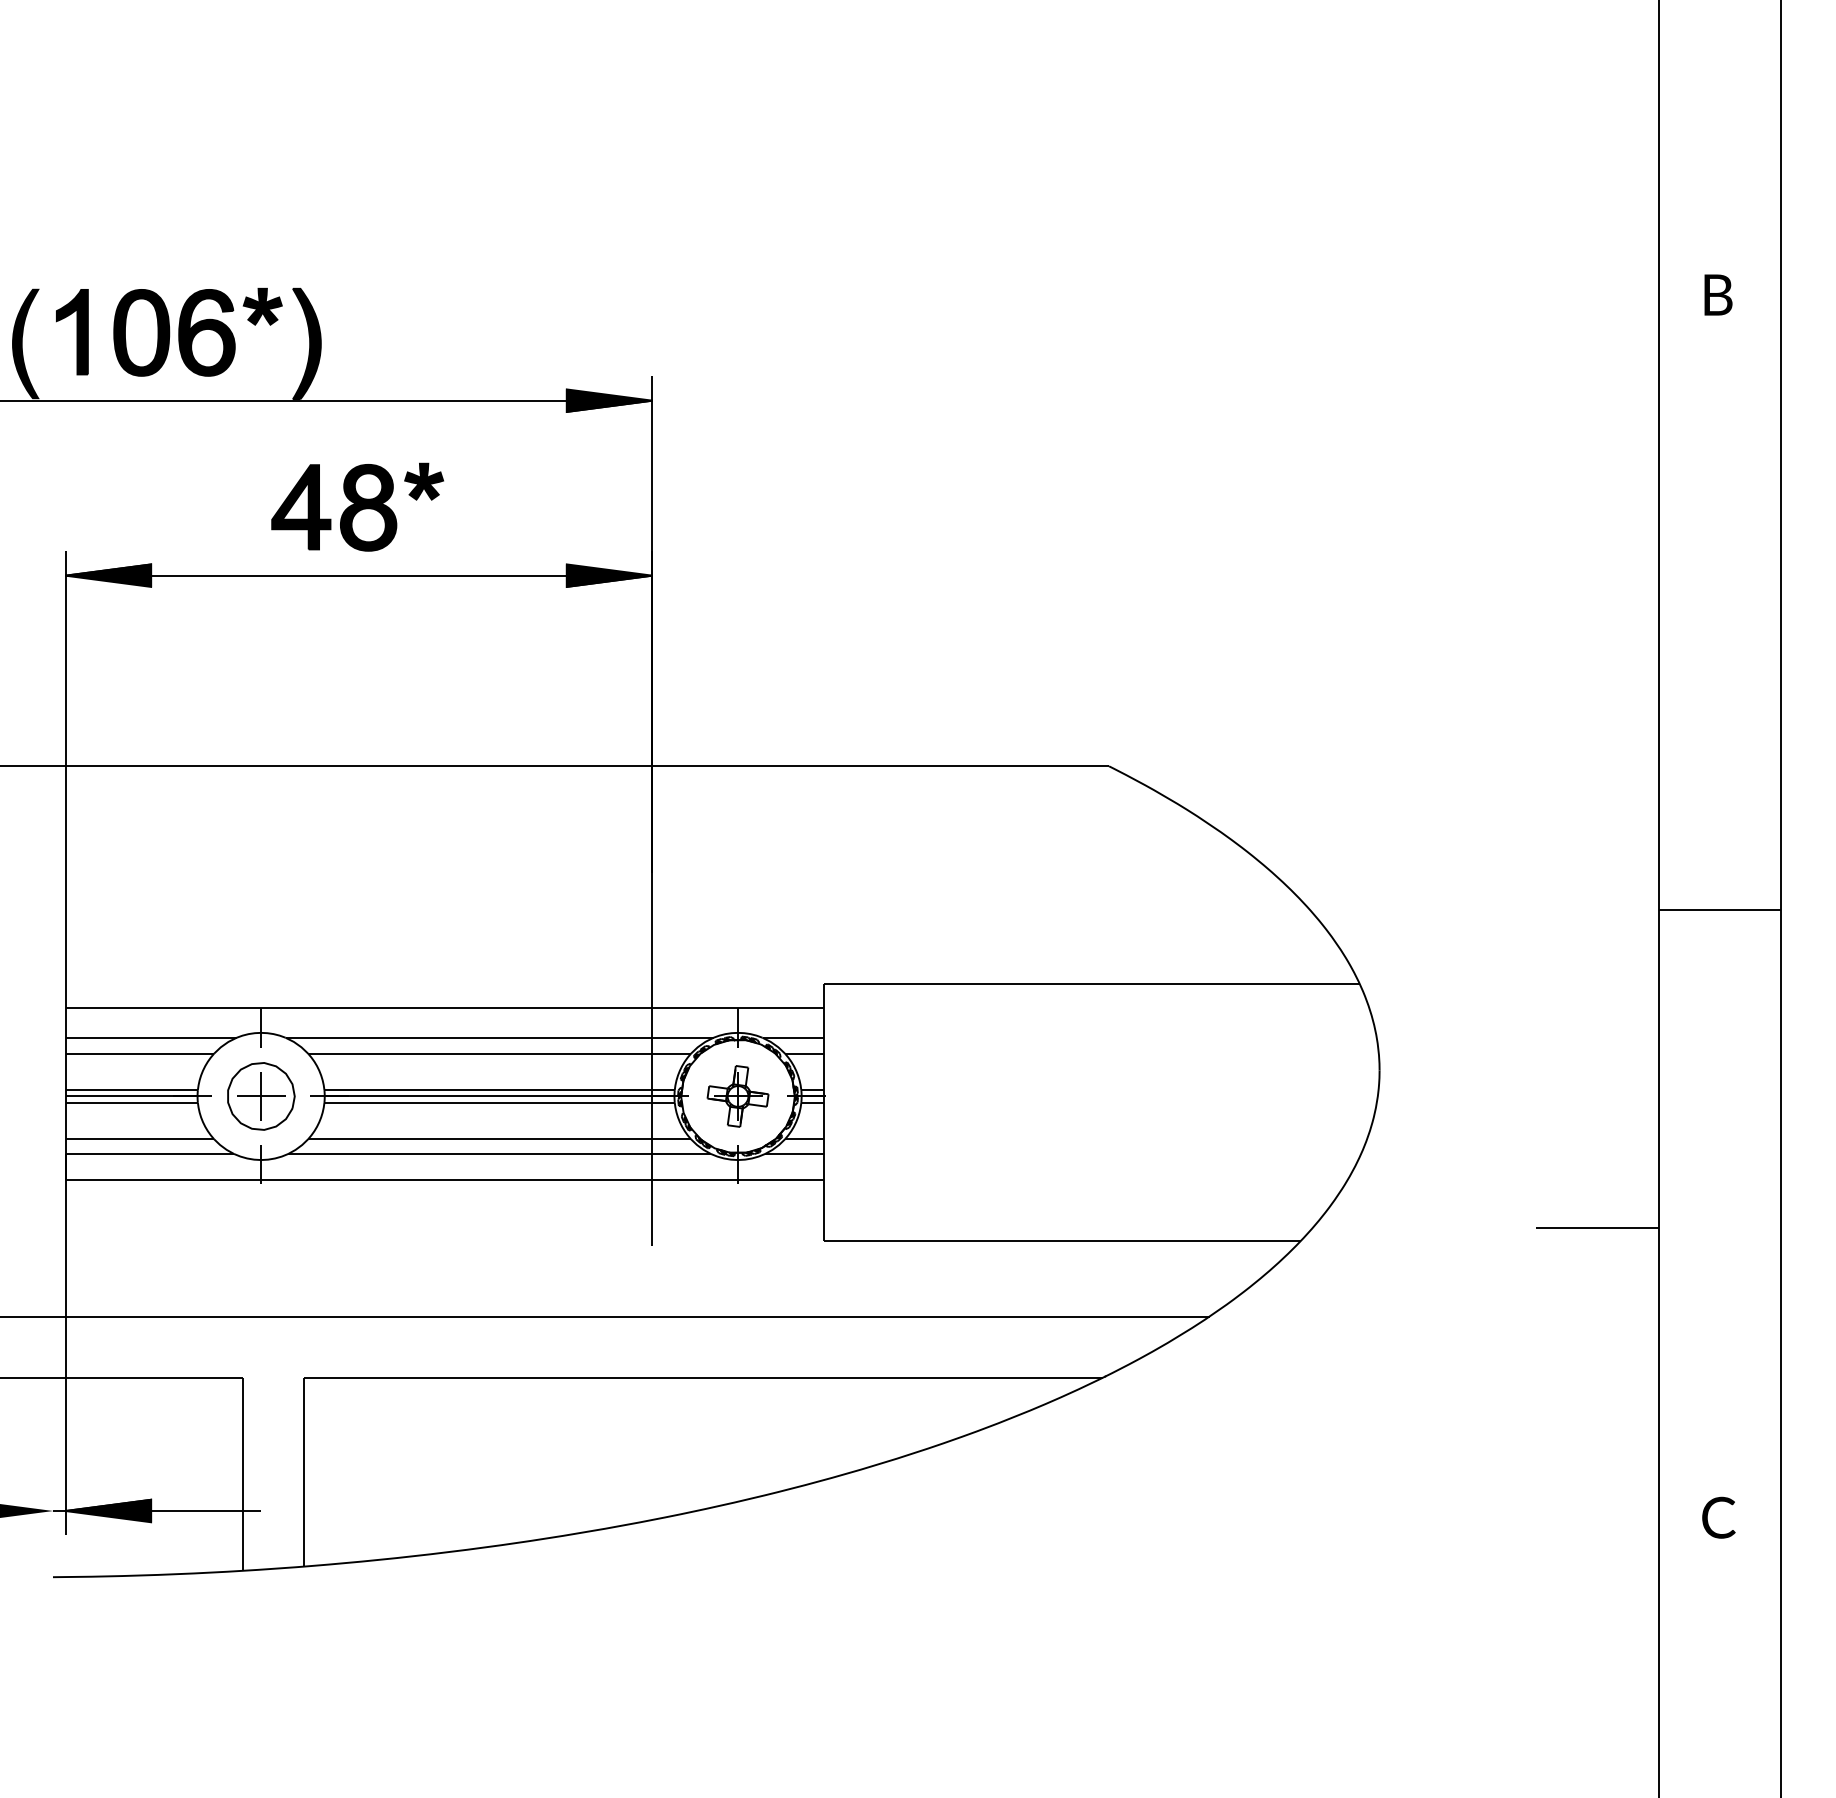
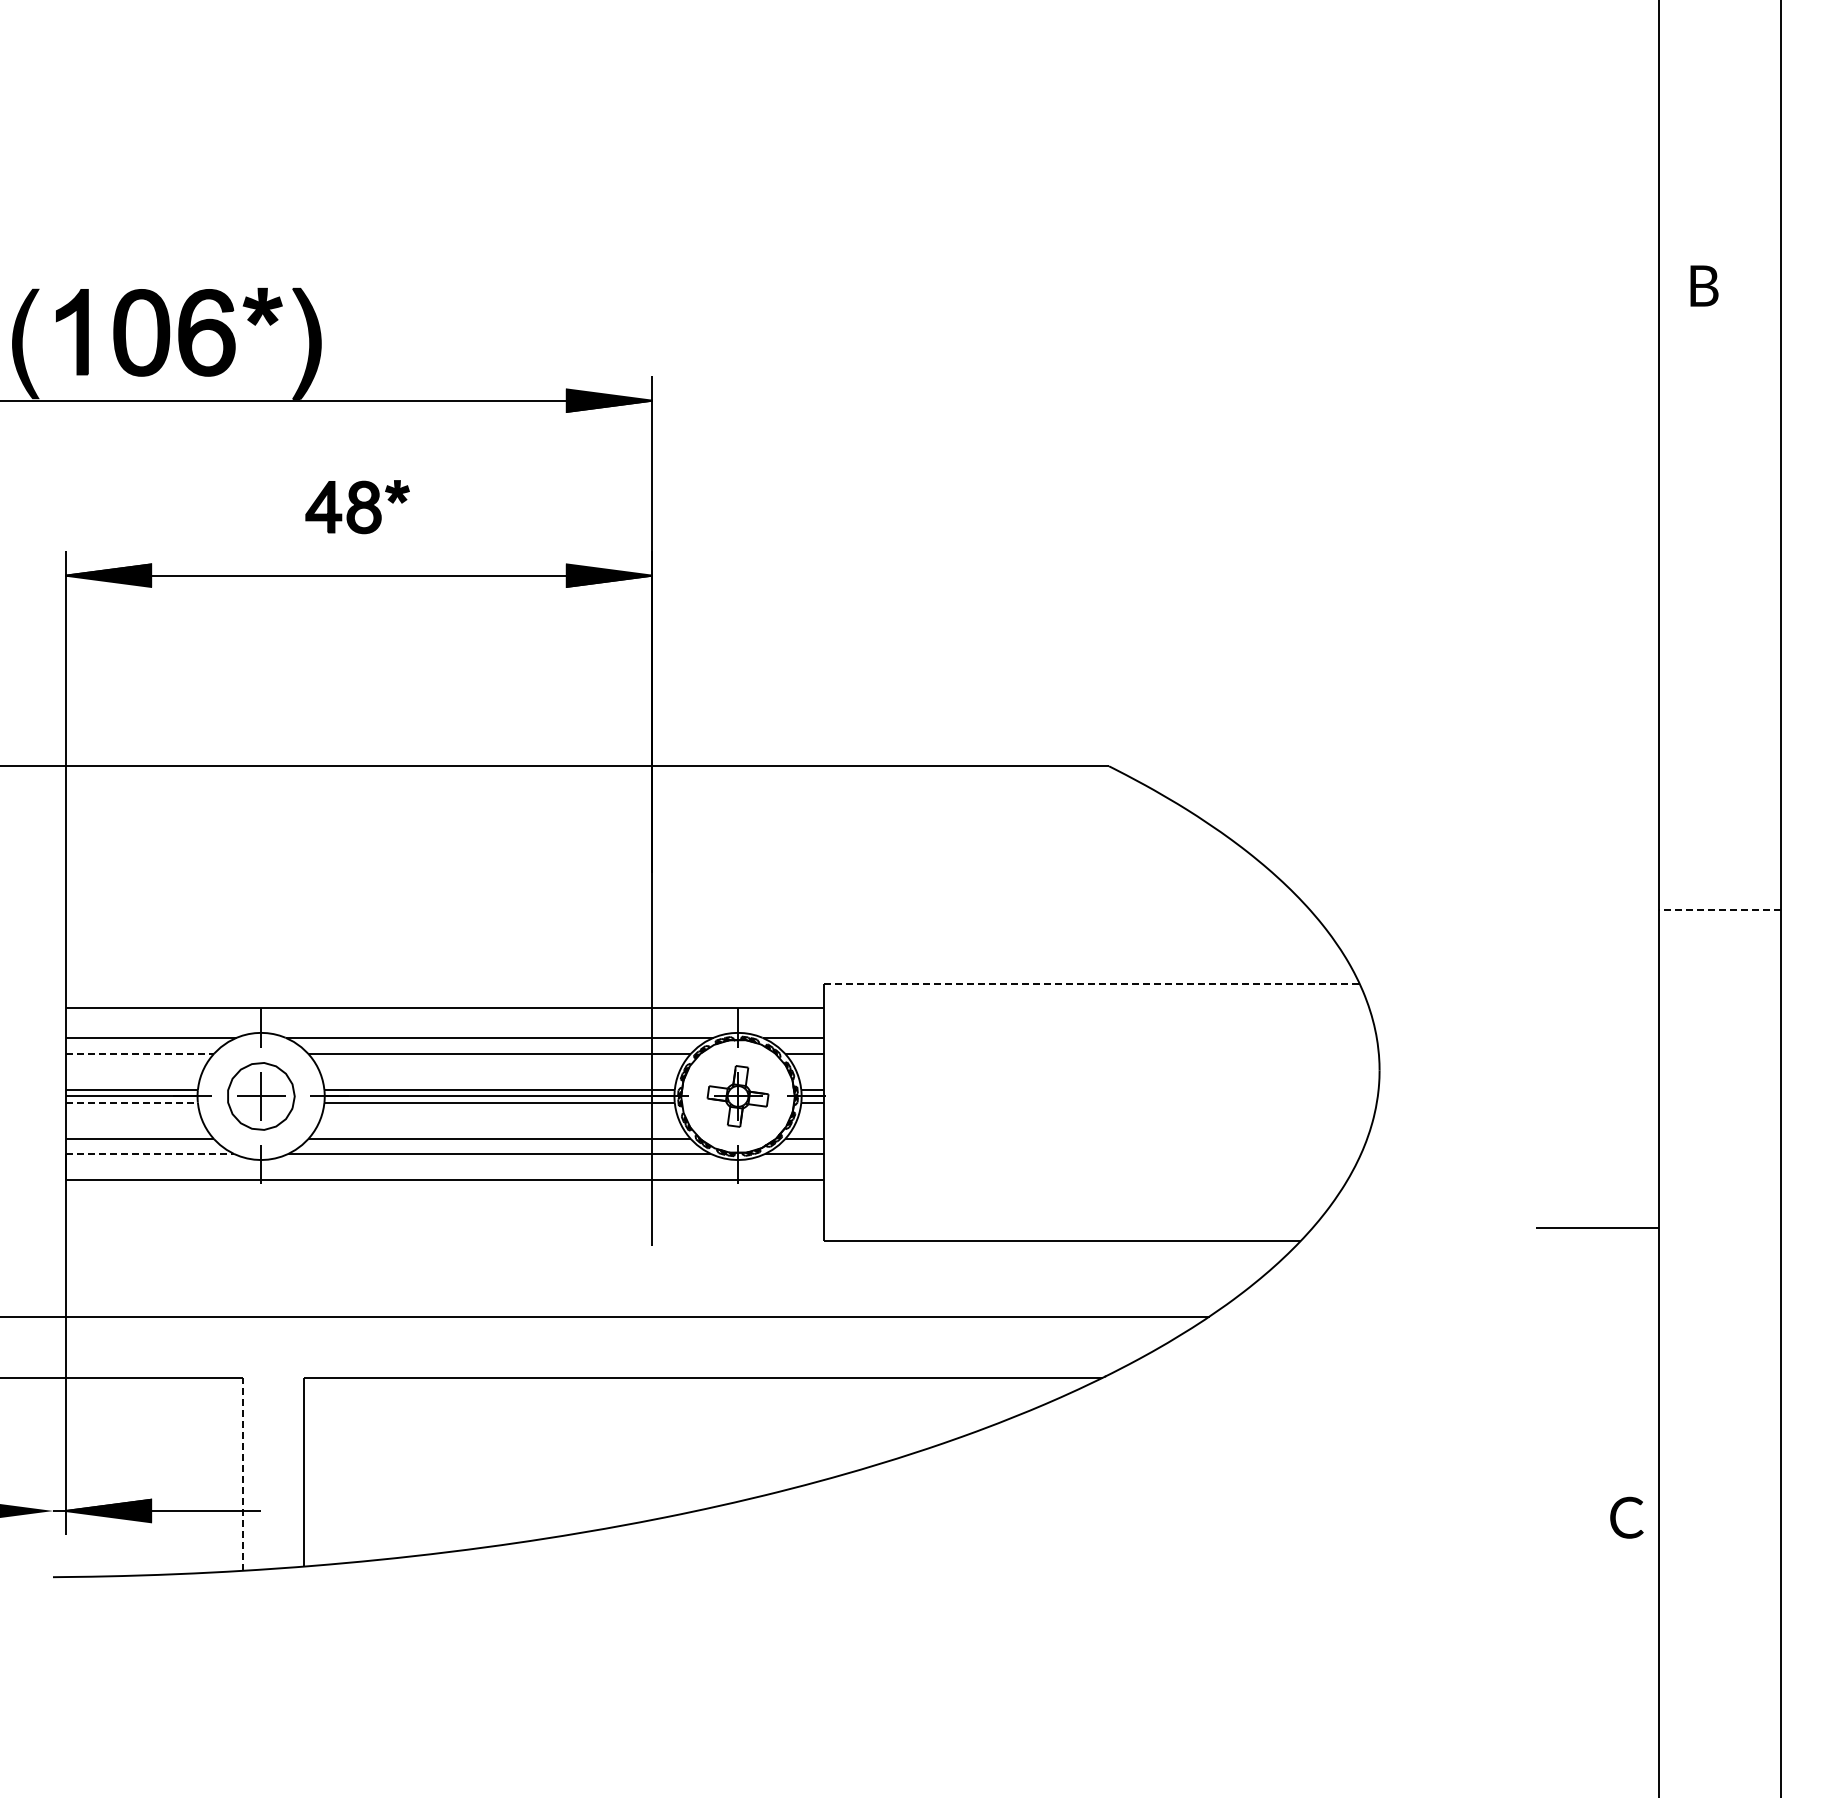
text position: (1718, 294) -> (1704, 285) (1704, 285)
part size: 173x90 px -> 105x55 px (357, 507)
line: solid -> dashed (1719, 910)
line: solid -> dashed (1092, 983)
line: solid -> dashed (140, 1053)
line: solid -> dashed (132, 1102)
line: solid -> dashed (150, 1153)
line: solid -> dashed (242, 1474)
text position: (1718, 1517) -> (1626, 1517) (1626, 1517)
